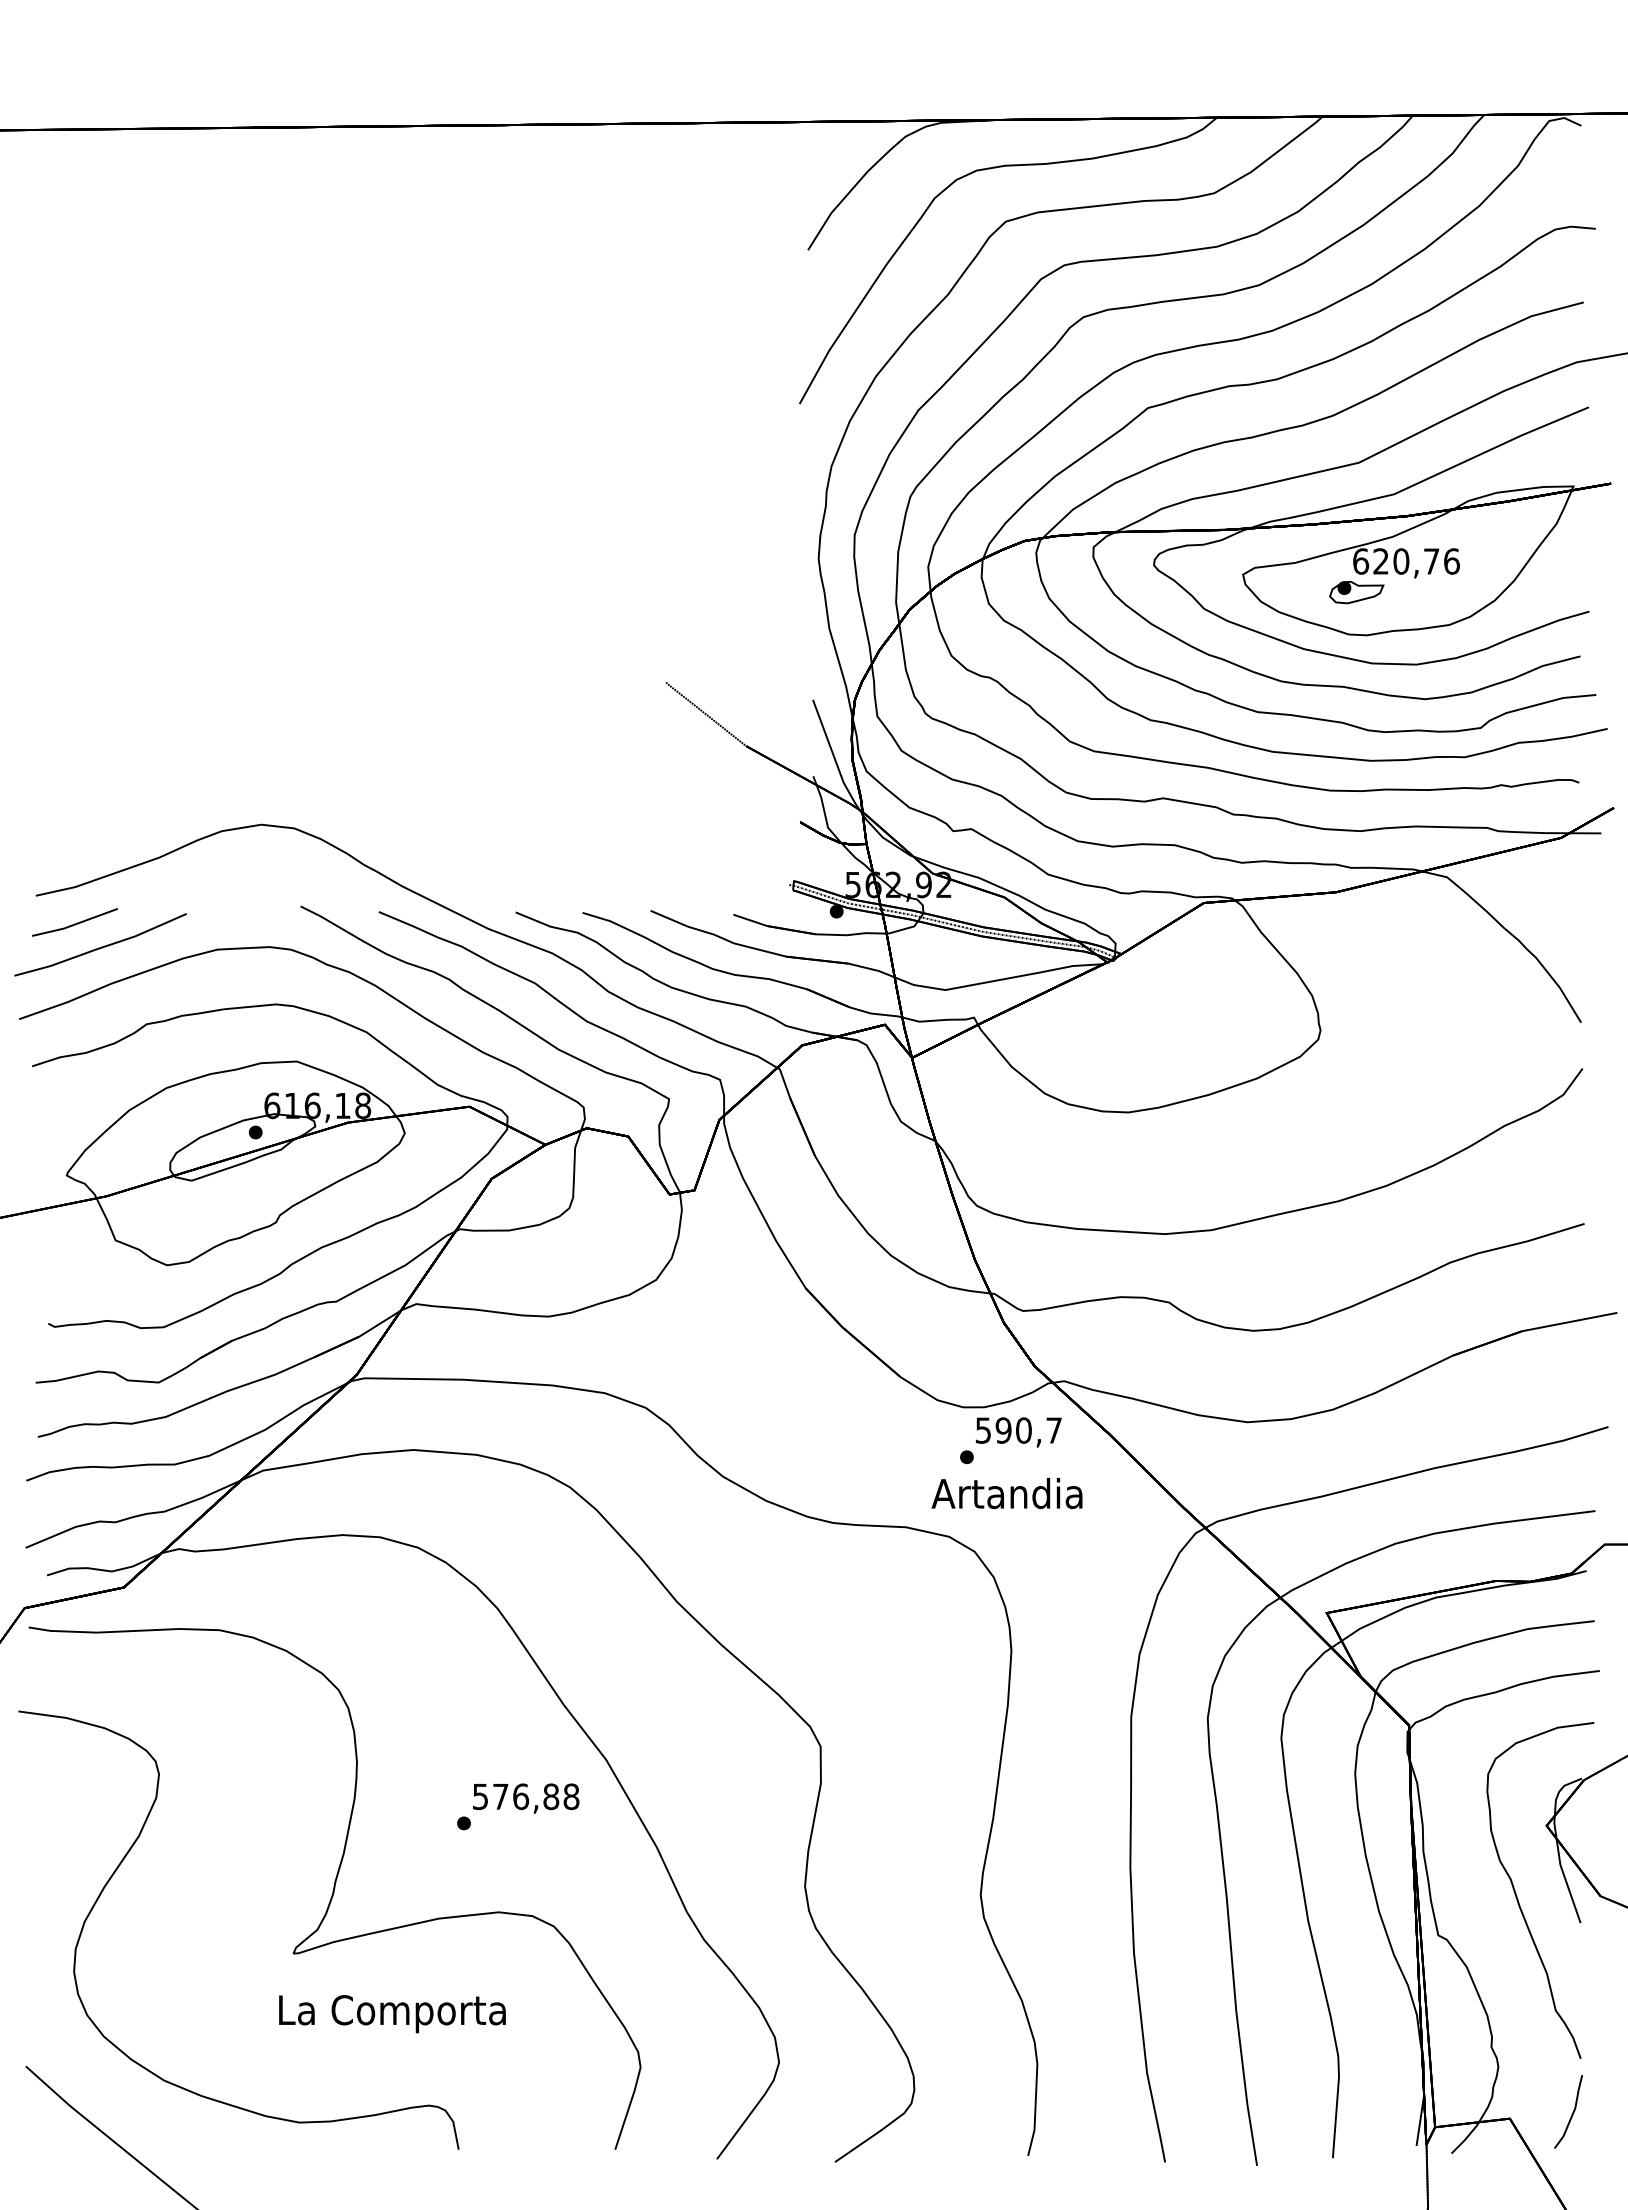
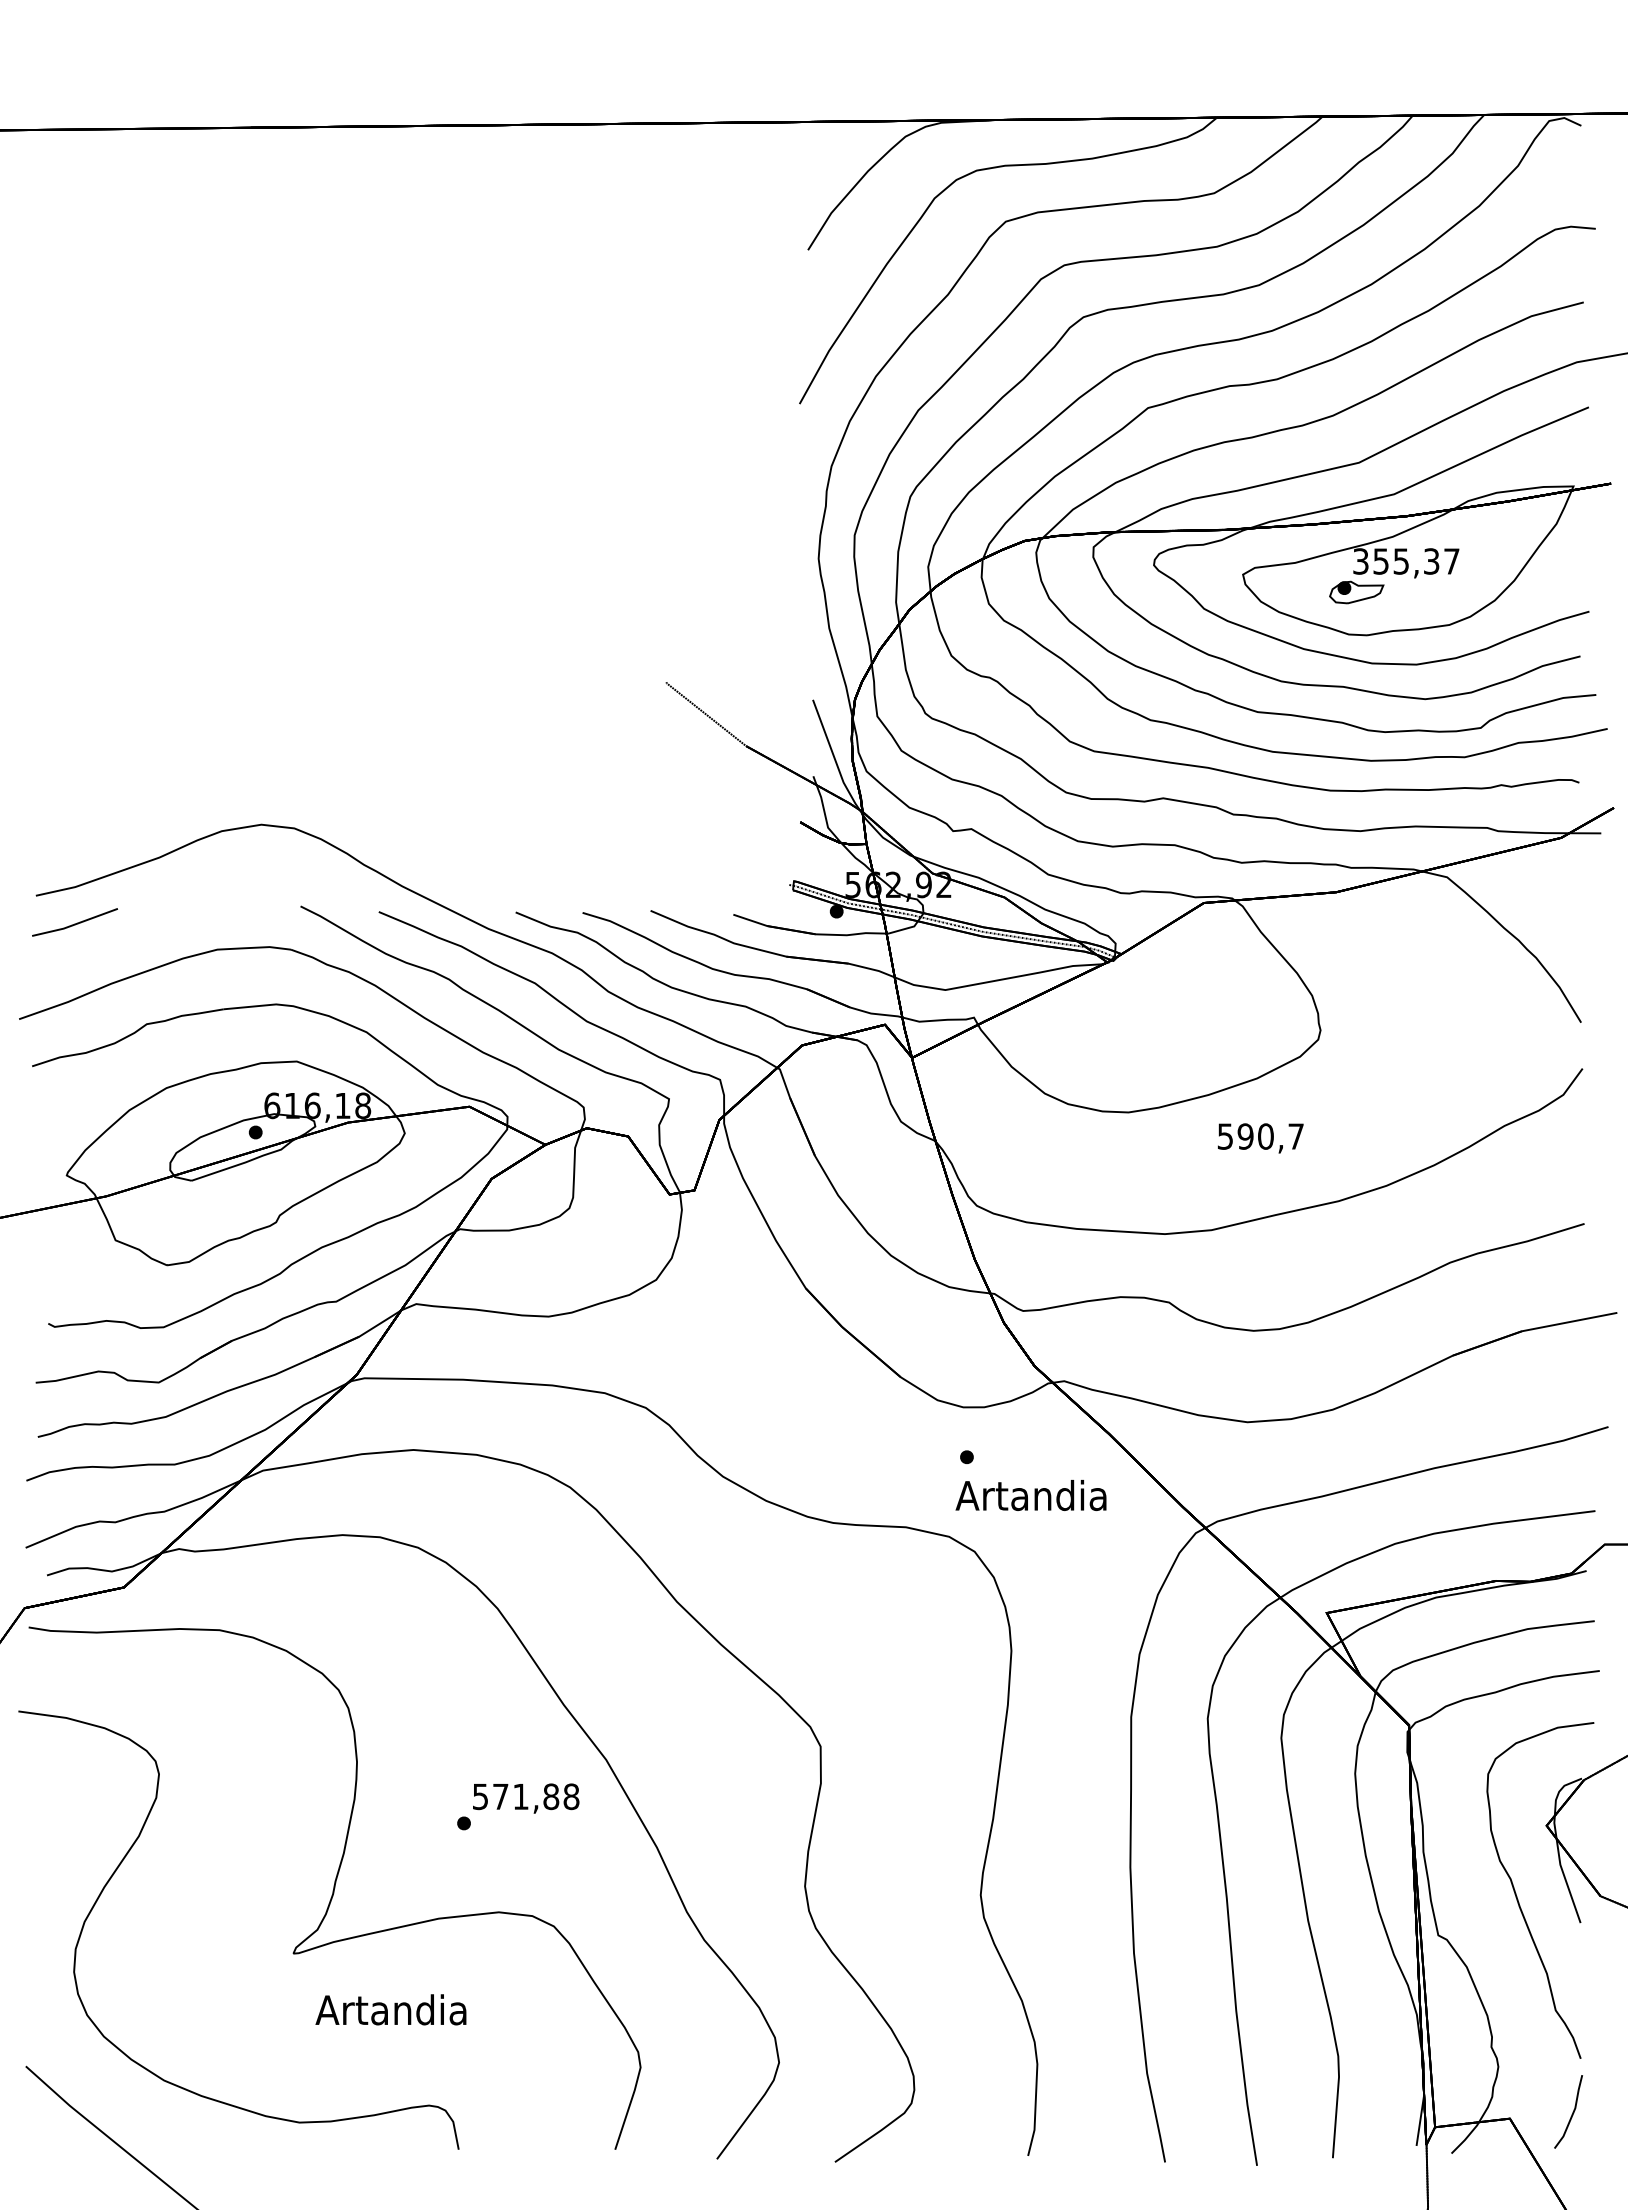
text: 620,76 -> 355,37 (1406, 561)
line: present -> none (101, 946)
text position: (1018, 1432) -> (1260, 1138) (1260, 1138)
text position: (1006, 1493) -> (1030, 1495) (1030, 1495)
text: 576,88 -> 571,88 (521, 1796)
text: La Comporta -> Artandia (392, 2013)
